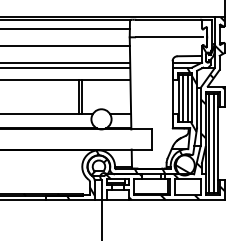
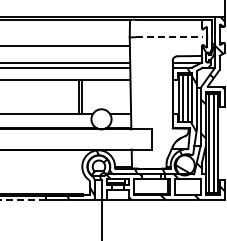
line: present -> none (65, 29)
line: solid -> dashed (169, 37)
line: solid -> dashed (22, 200)
